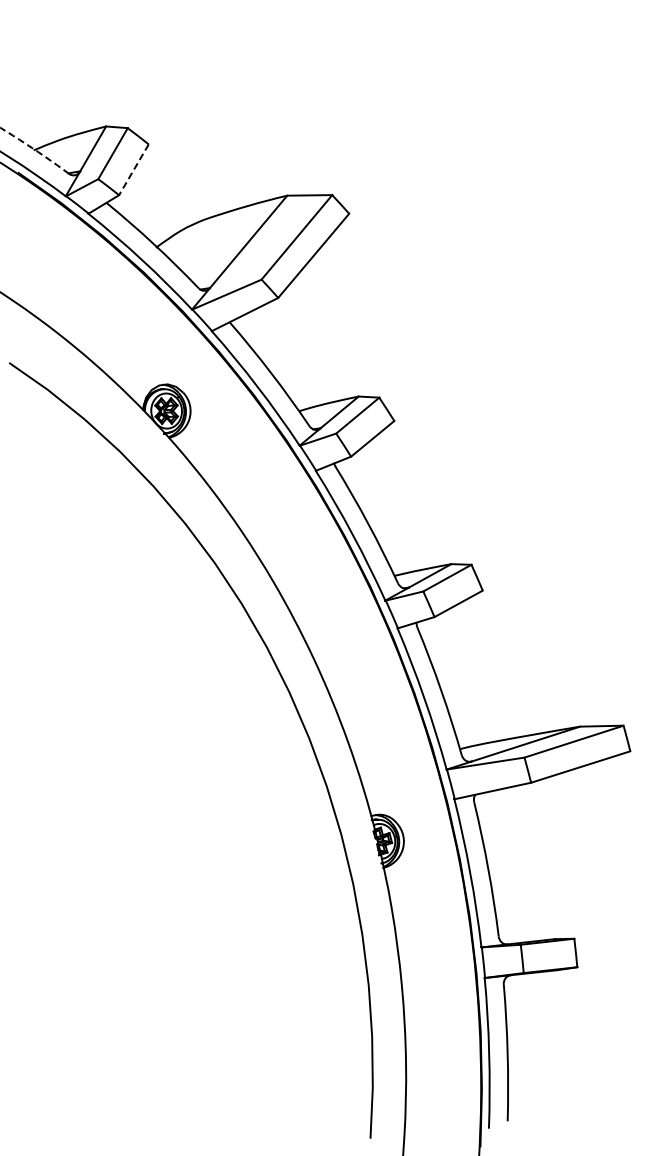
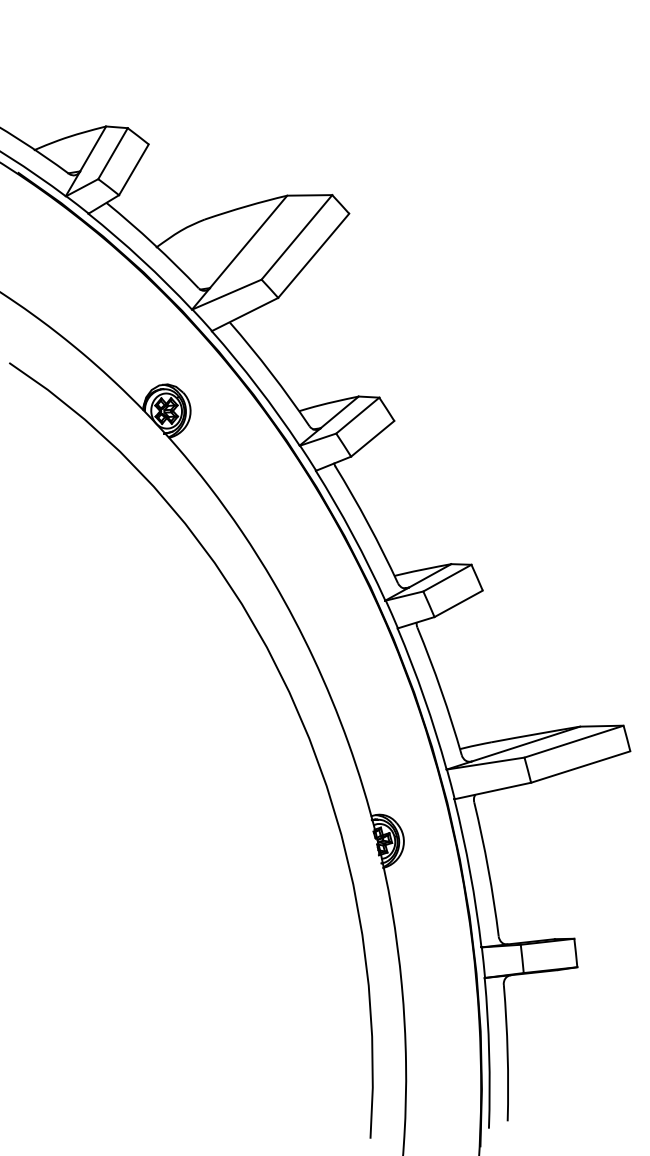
arc: dashed -> solid (34, 150)
line: dashed -> solid (133, 170)
